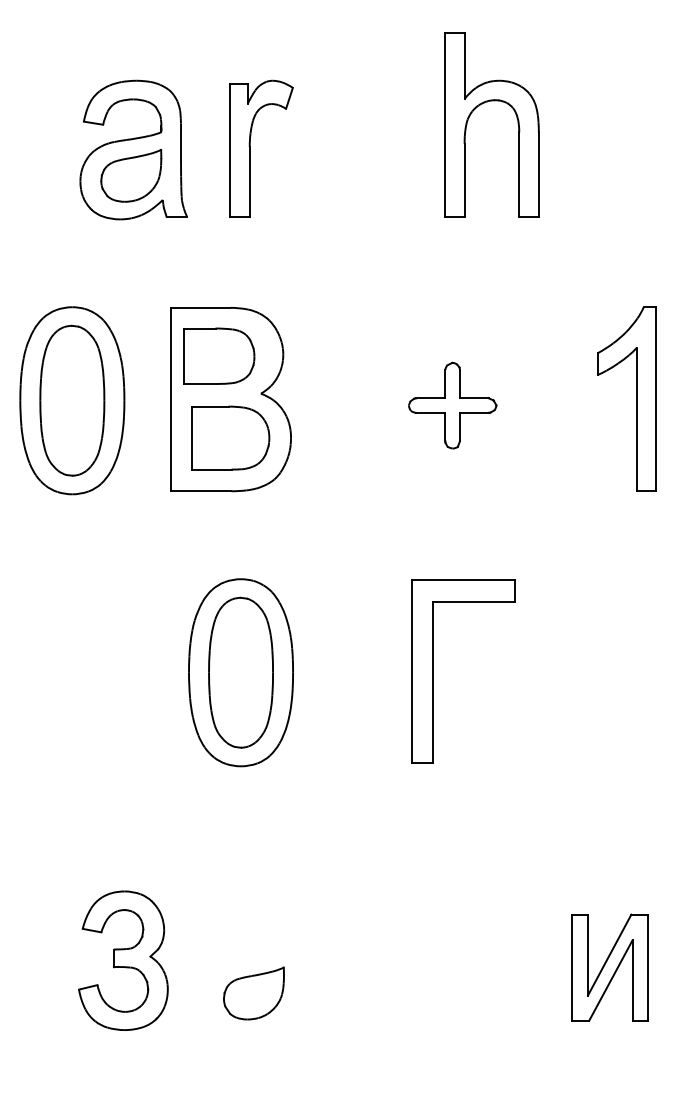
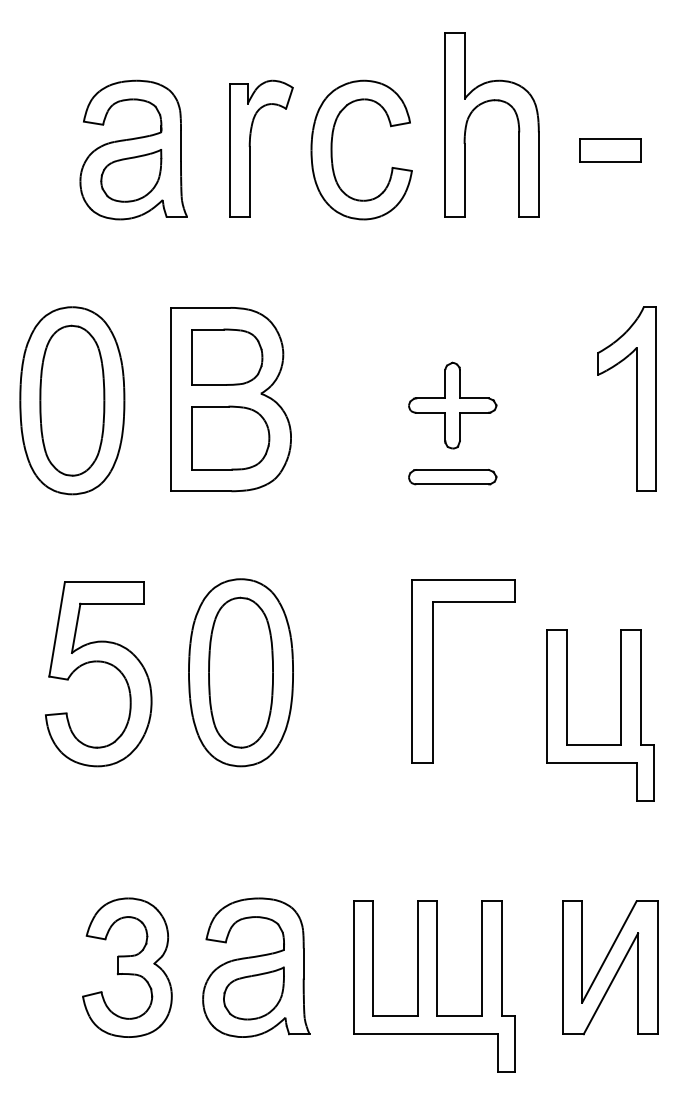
part: none -> present (332, 149)
part: none -> present (610, 150)
part position: (219, 355) -> (227, 356) (227, 356)
part: none -> present (452, 477)
part: none -> present (98, 662)
part: none -> present (620, 715)
part position: (123, 960) -> (127, 967) (127, 967)
part: none -> present (256, 967)
part size: 78x109 px -> 97x136 px (610, 967)
part: none -> present (434, 986)
